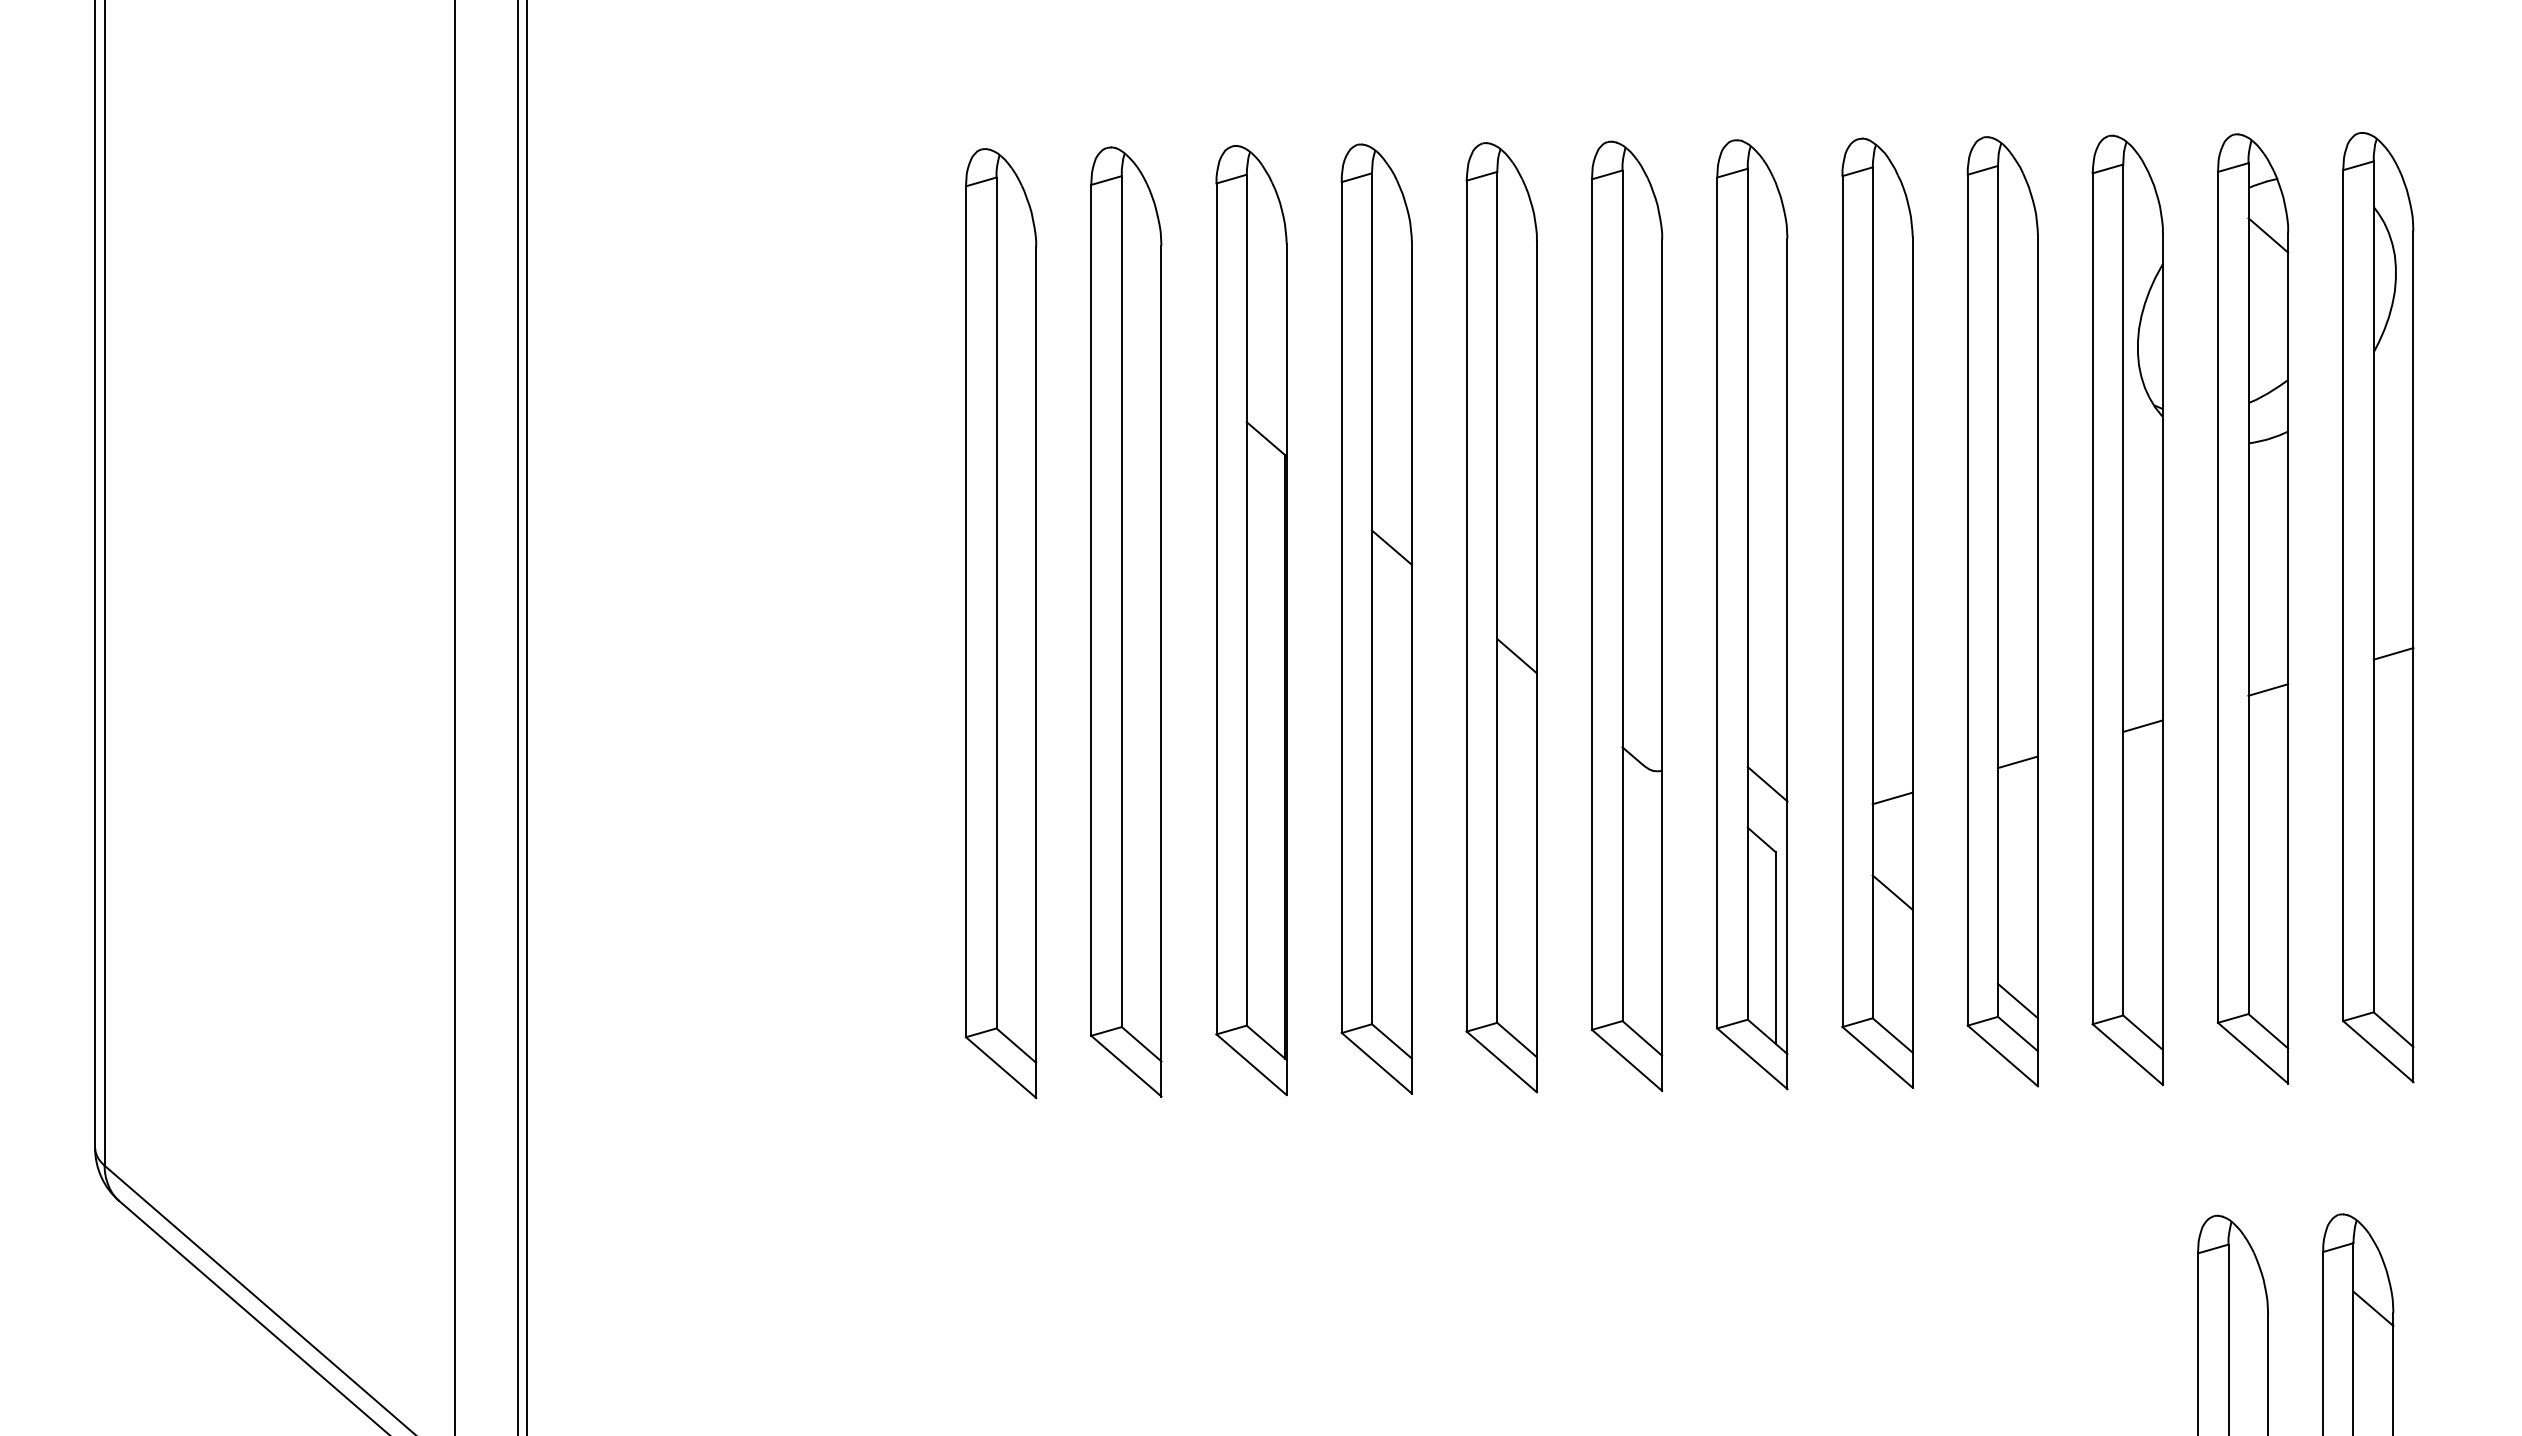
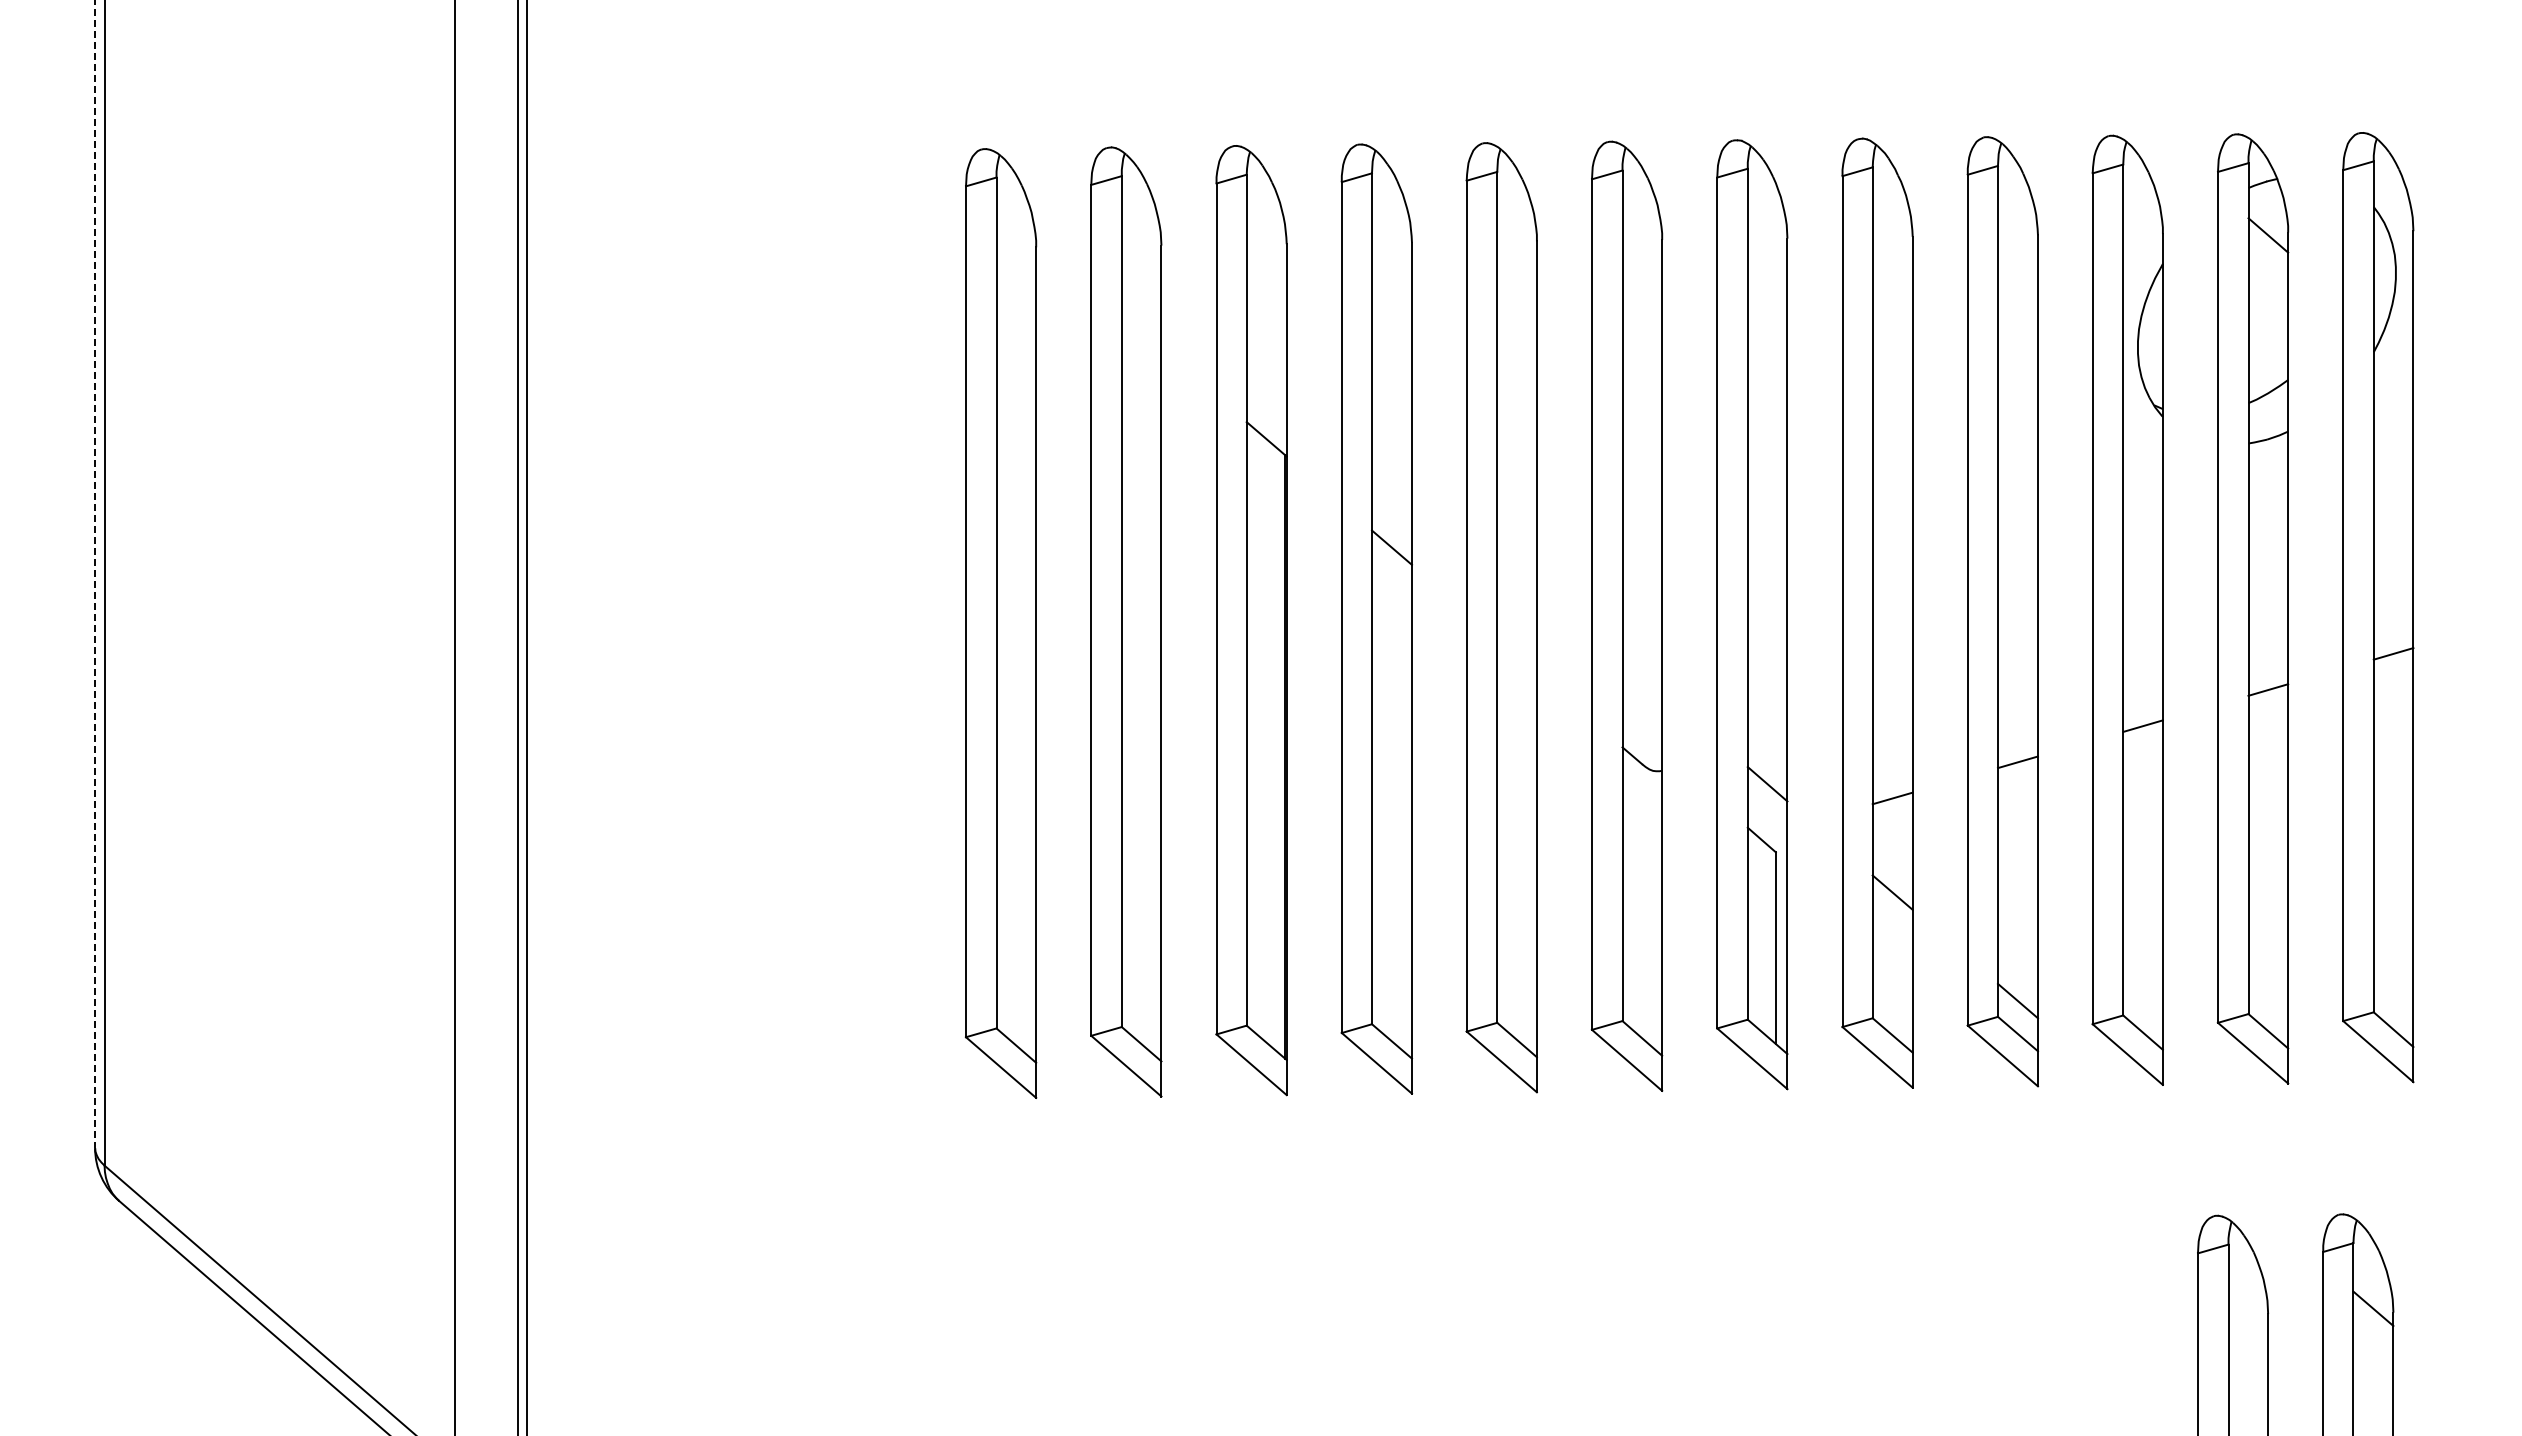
line: solid -> dashed (95, 575)
line: present -> none (1516, 655)
